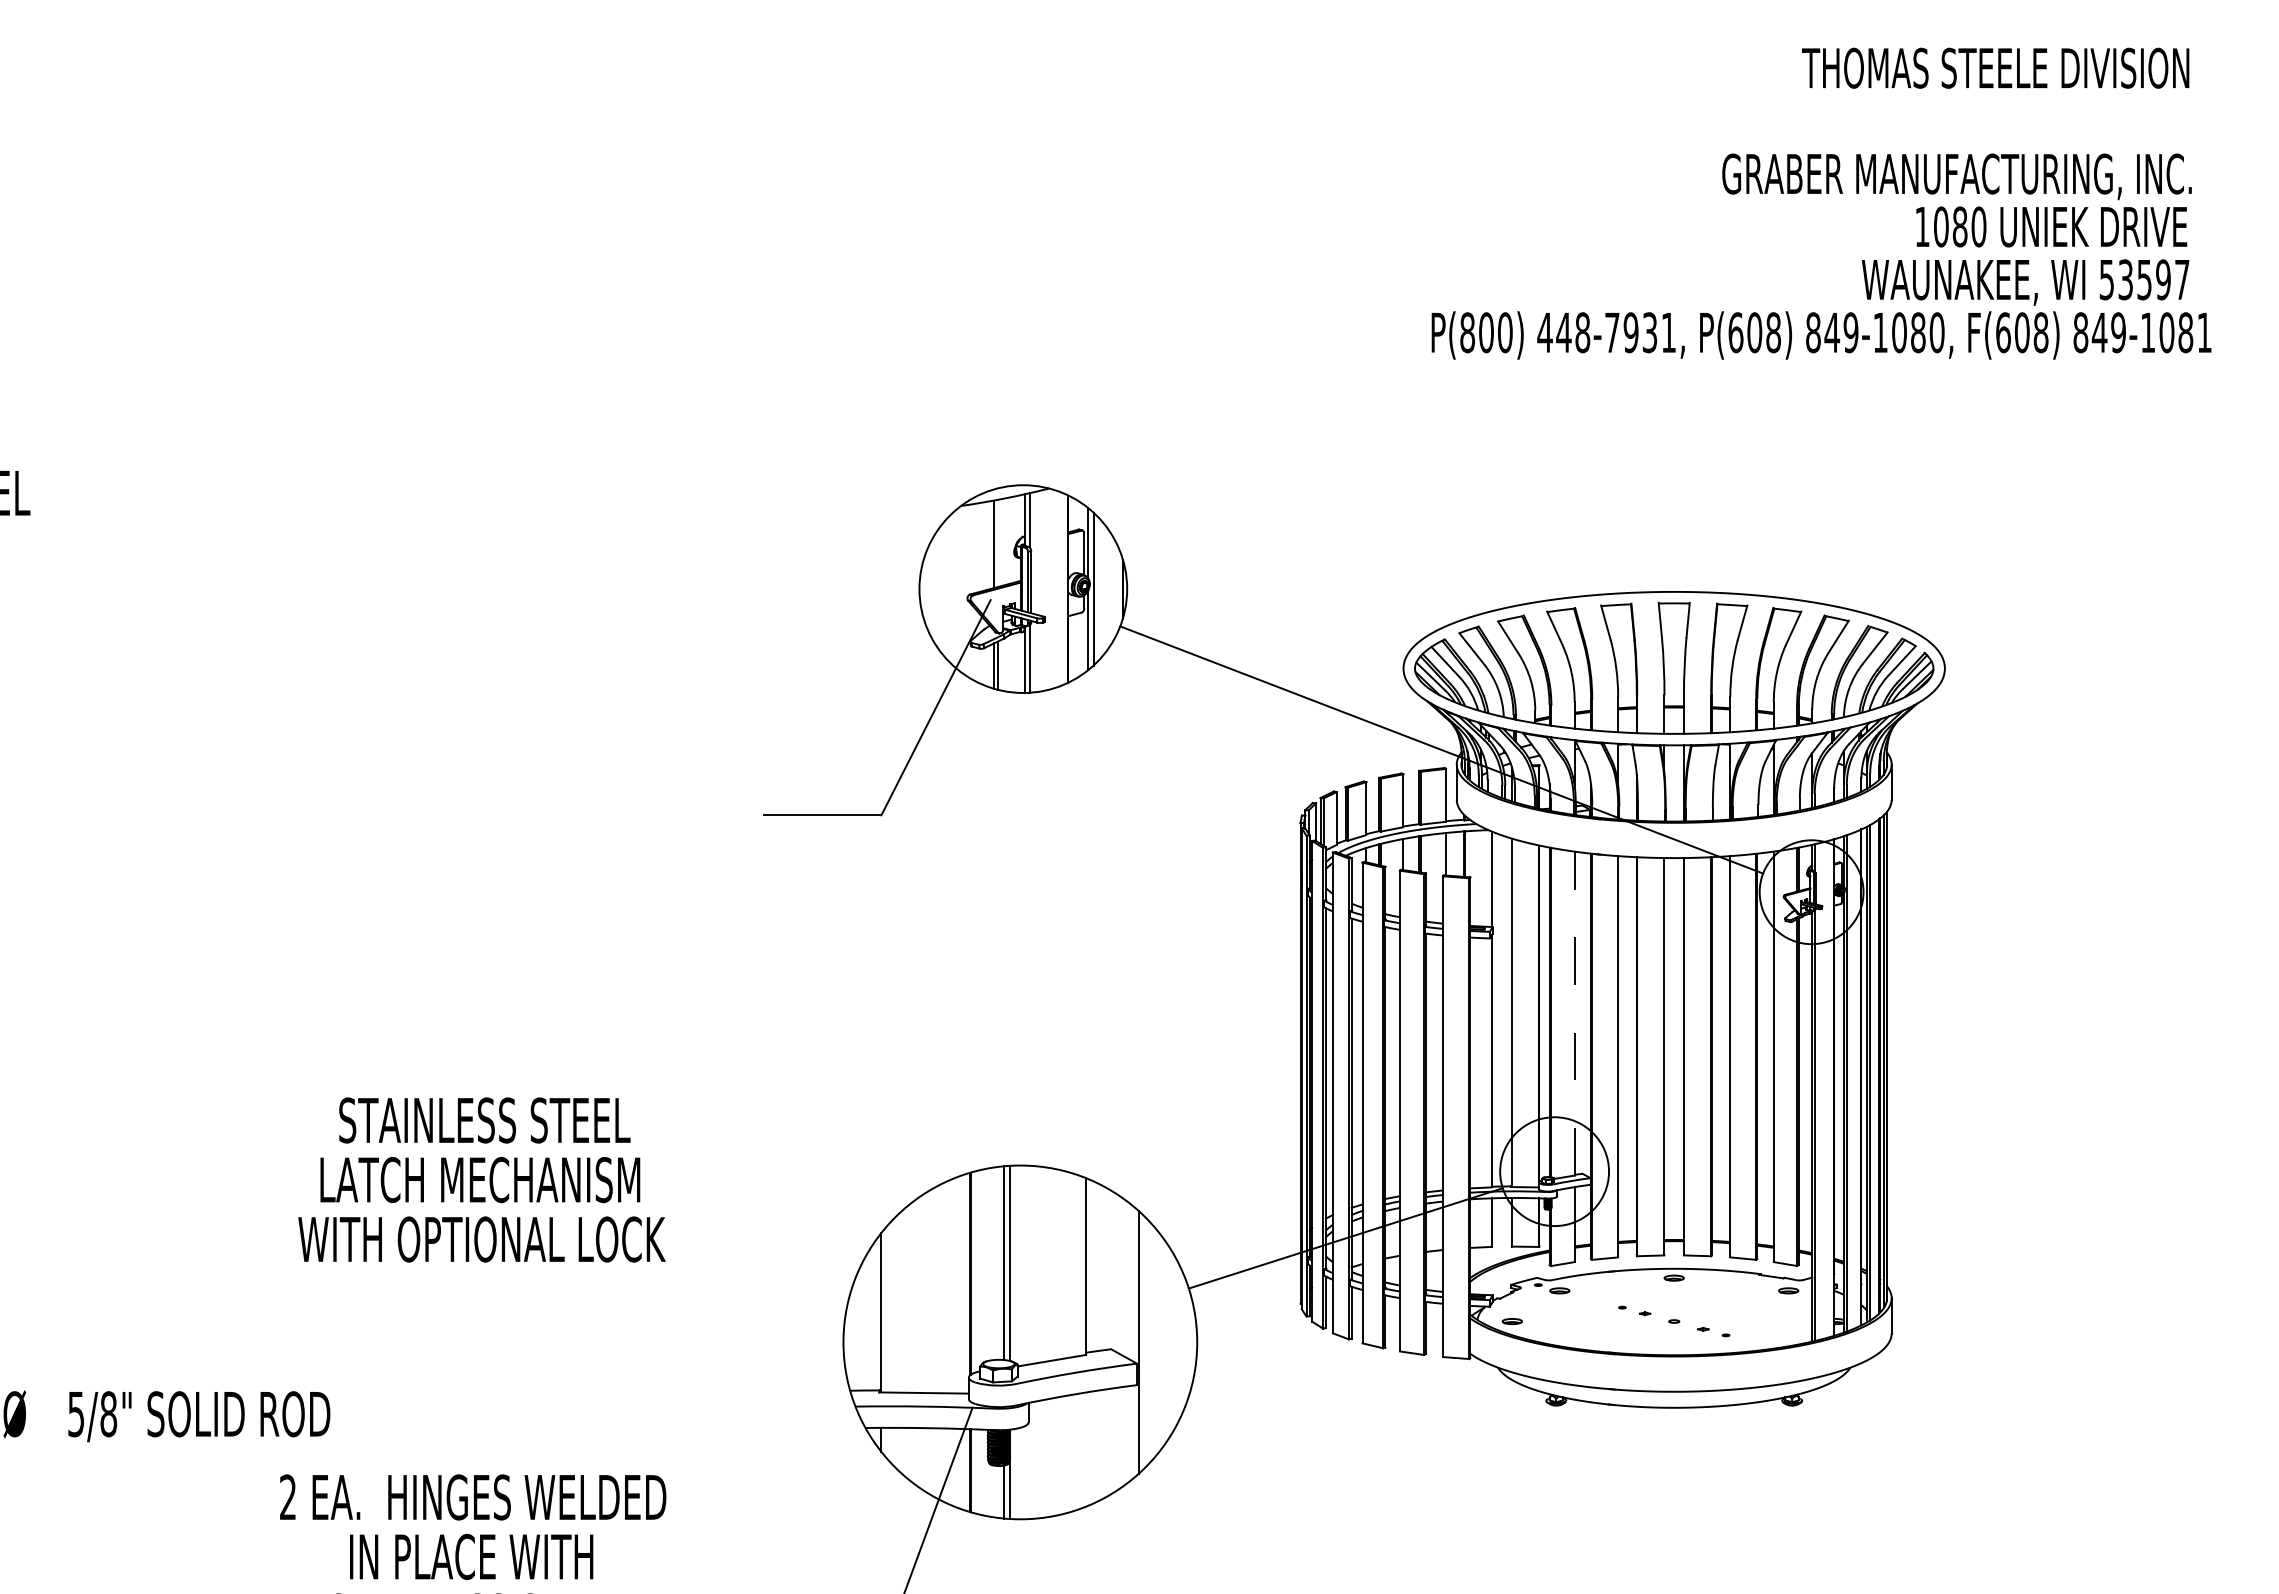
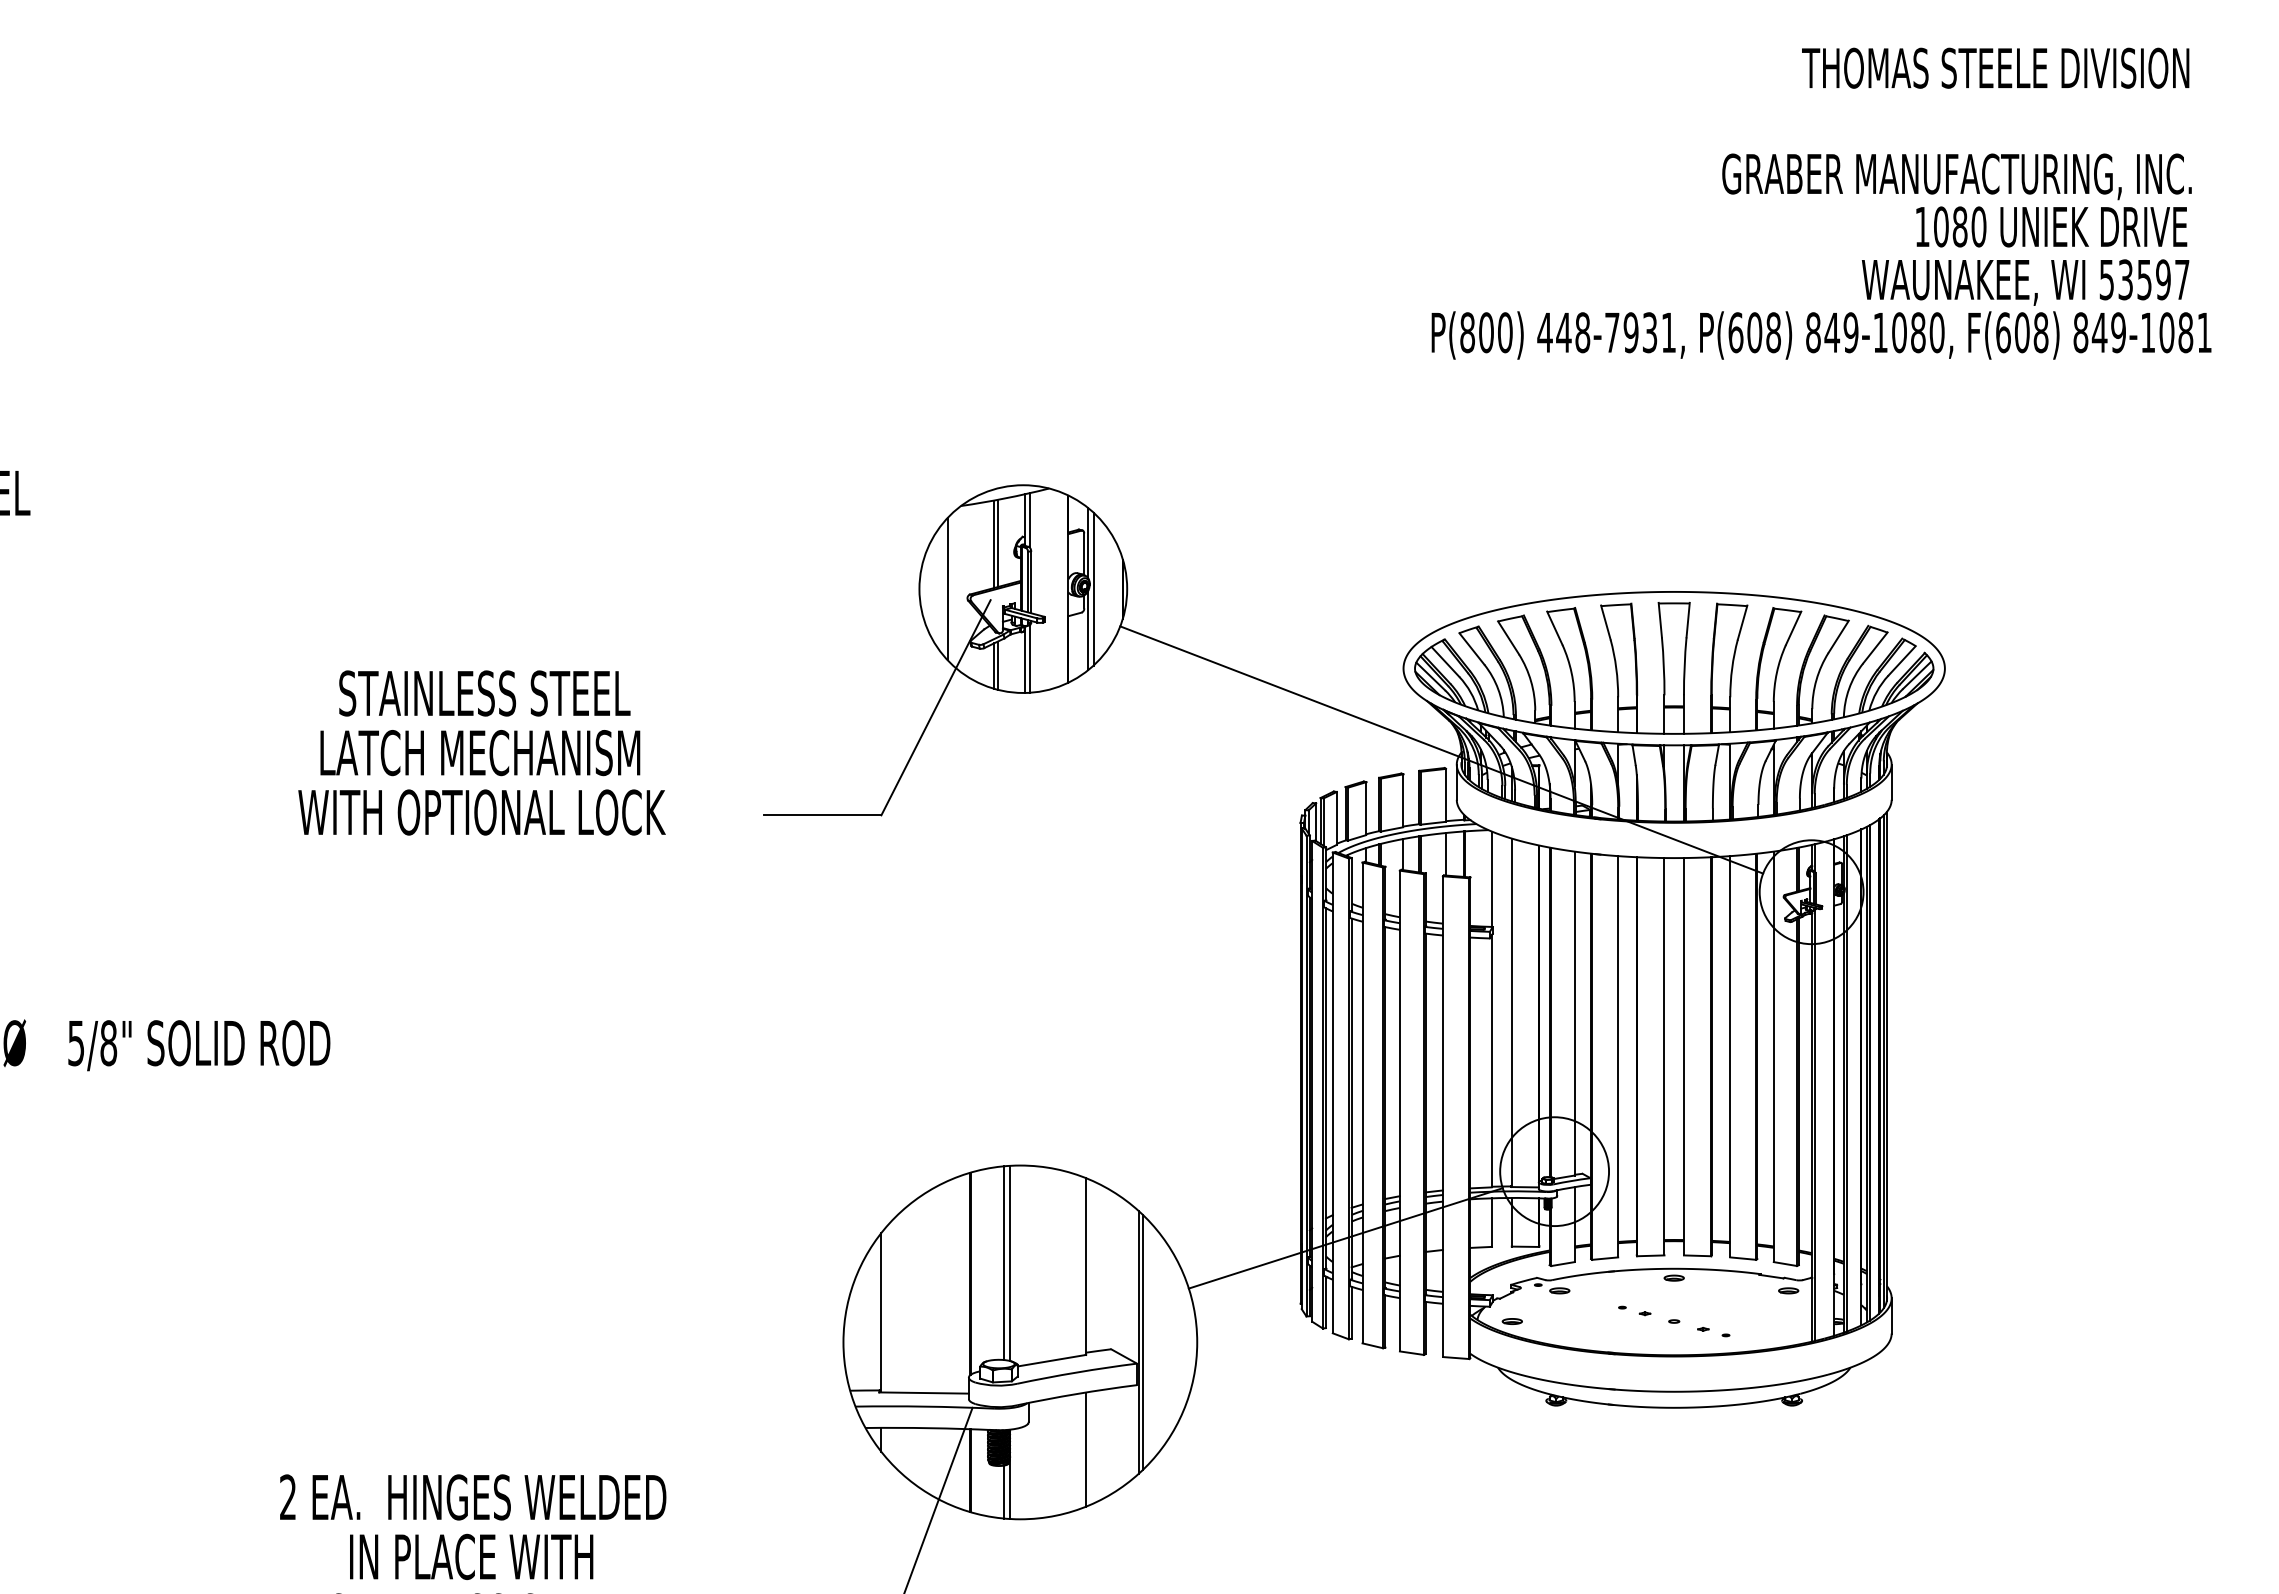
line: none -> present (997, 543)
line: none -> present (947, 588)
line: dashed -> solid (1574, 1013)
text position: (481, 1179) -> (481, 752) (481, 752)
line: none -> present (1142, 1342)
text position: (166, 1416) -> (166, 1045) (166, 1045)
line: none -> present (1085, 1449)
